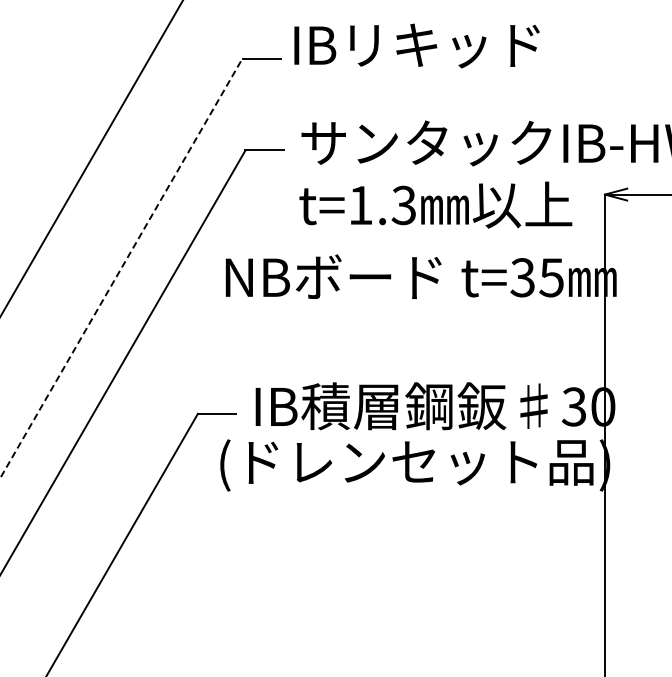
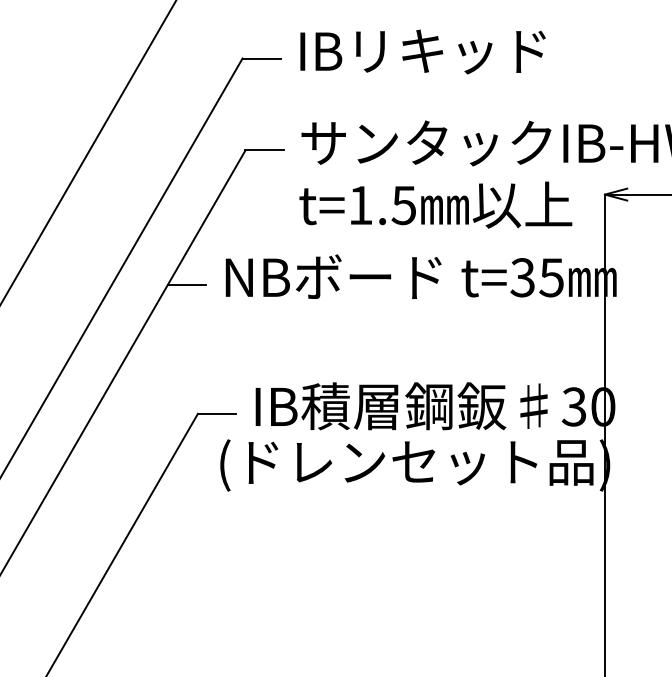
text position: (416, 45) -> (422, 51) (422, 51)
line position: (92, 157) -> (88, 151) (88, 151)
text: t=1.3 -> t=1.5 (403, 204)
line: dashed -> solid (121, 267)
line: none -> present (187, 284)
